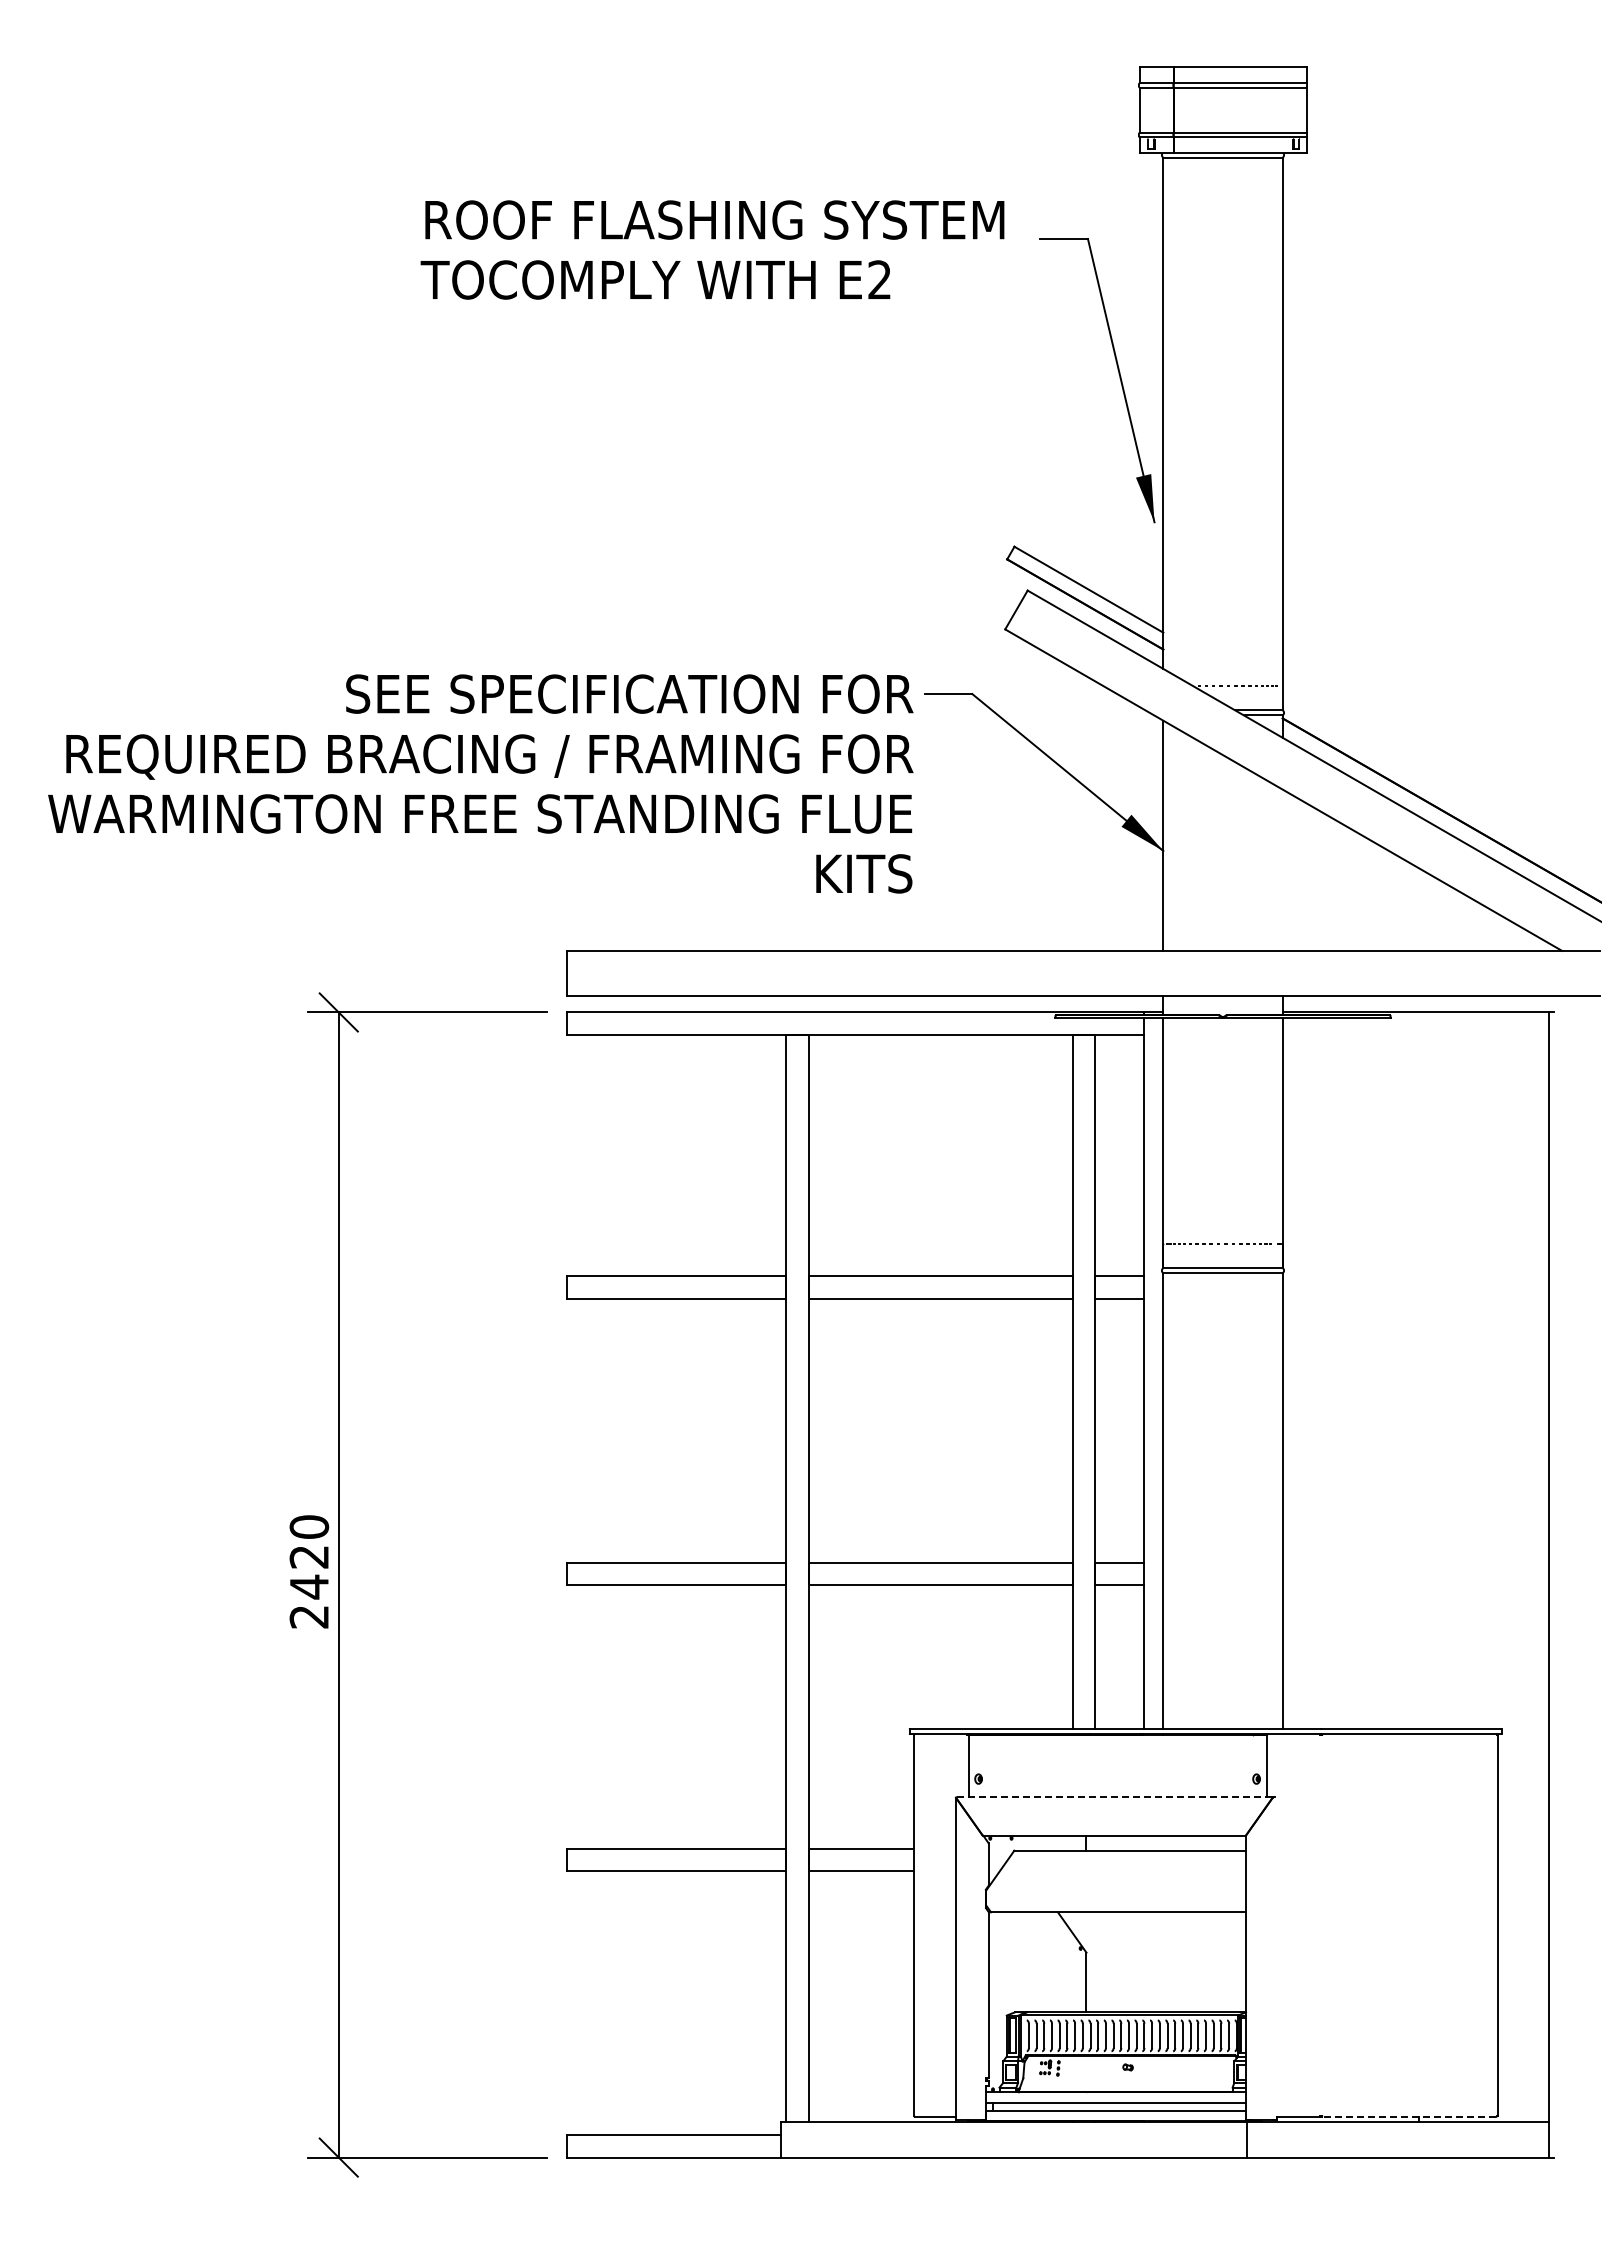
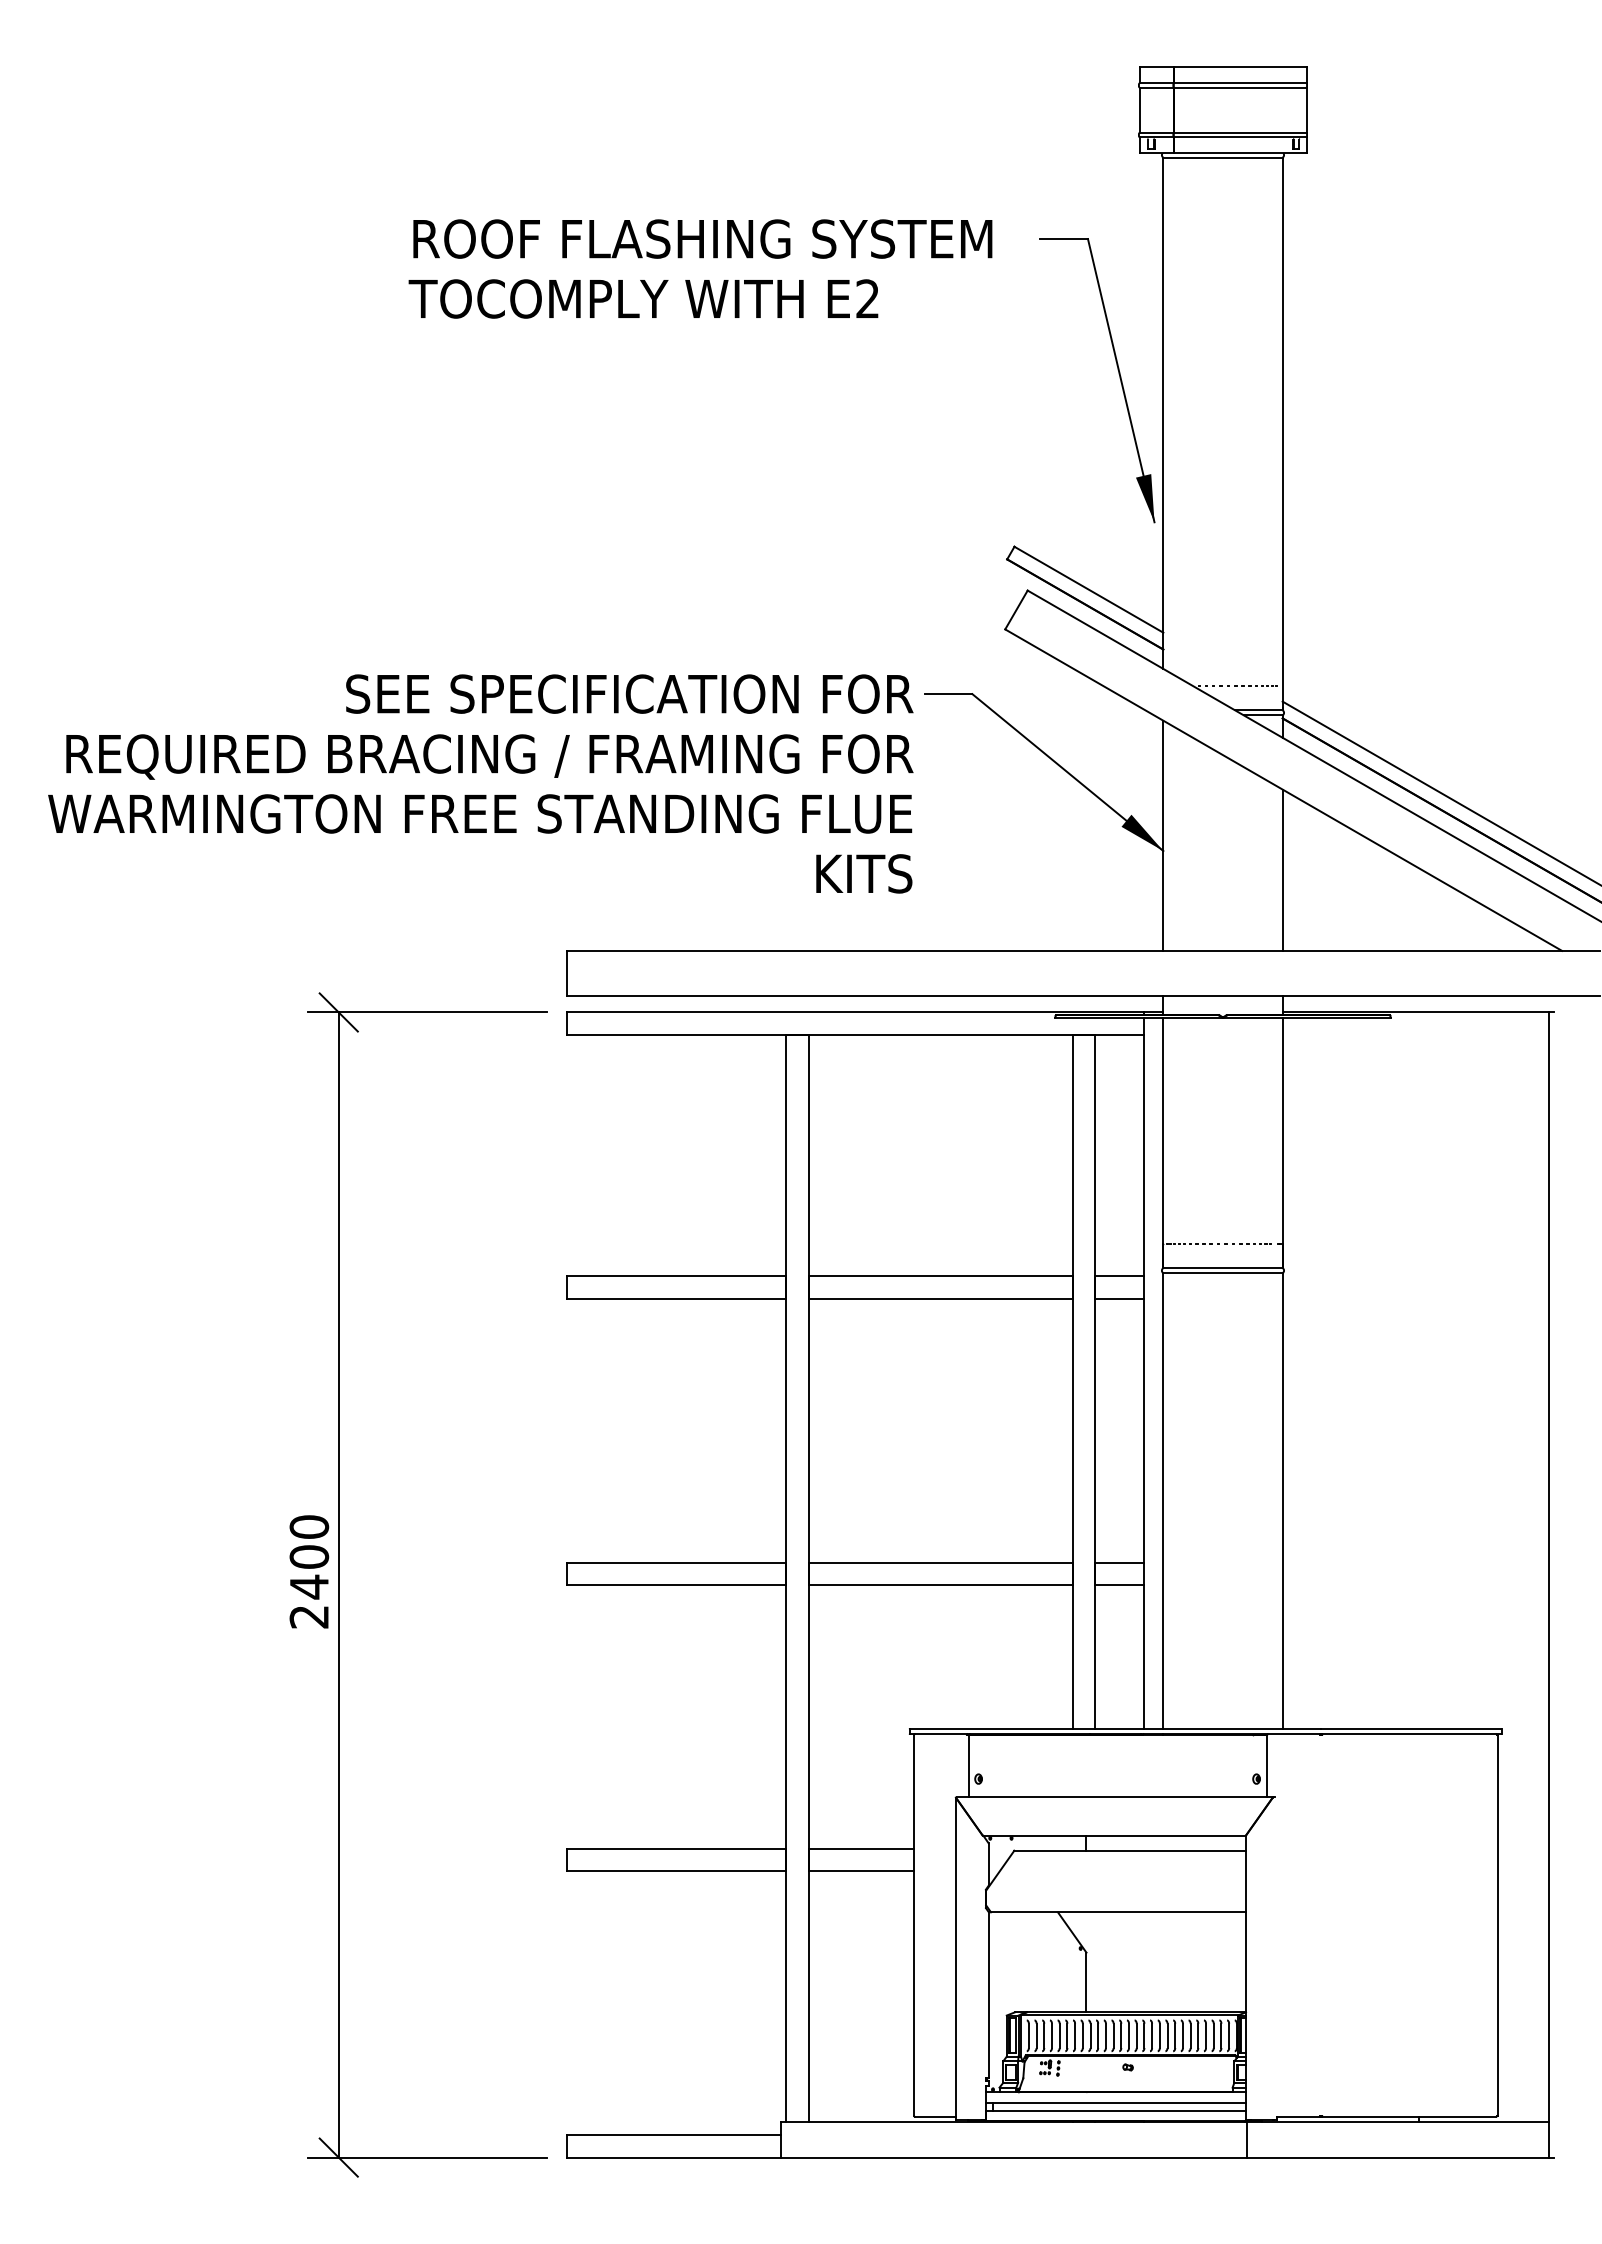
text position: (712, 249) -> (700, 268) (700, 268)
line: none -> present (1440, 792)
line: none -> present (1282, 869)
text: 2420 -> 2400 (309, 1556)
line: dashed -> solid (1115, 1797)
line: dashed -> solid (1408, 2117)
